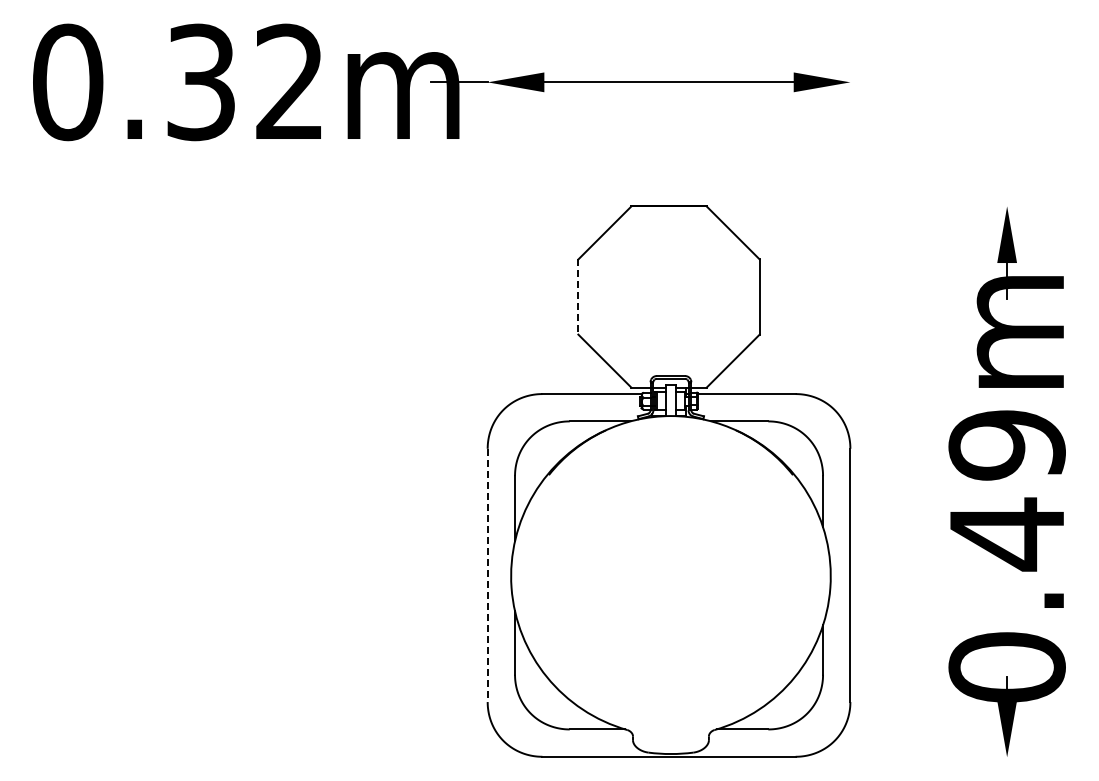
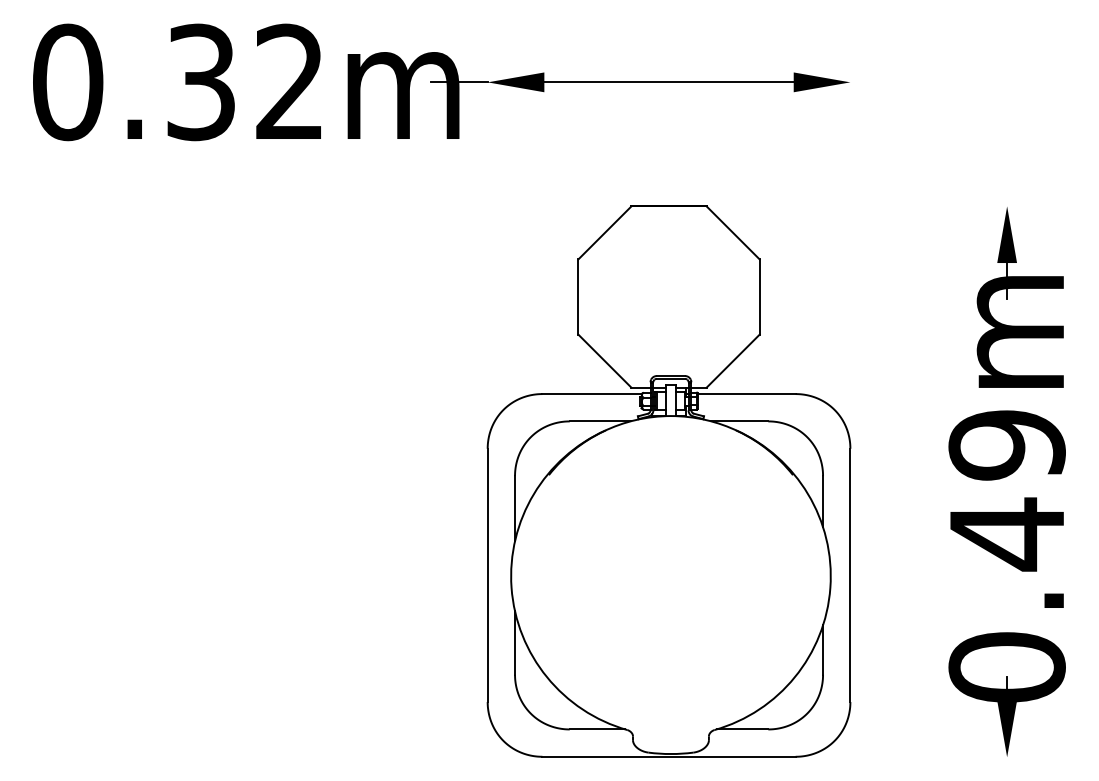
line: dashed -> solid (578, 297)
line: dashed -> solid (487, 575)
